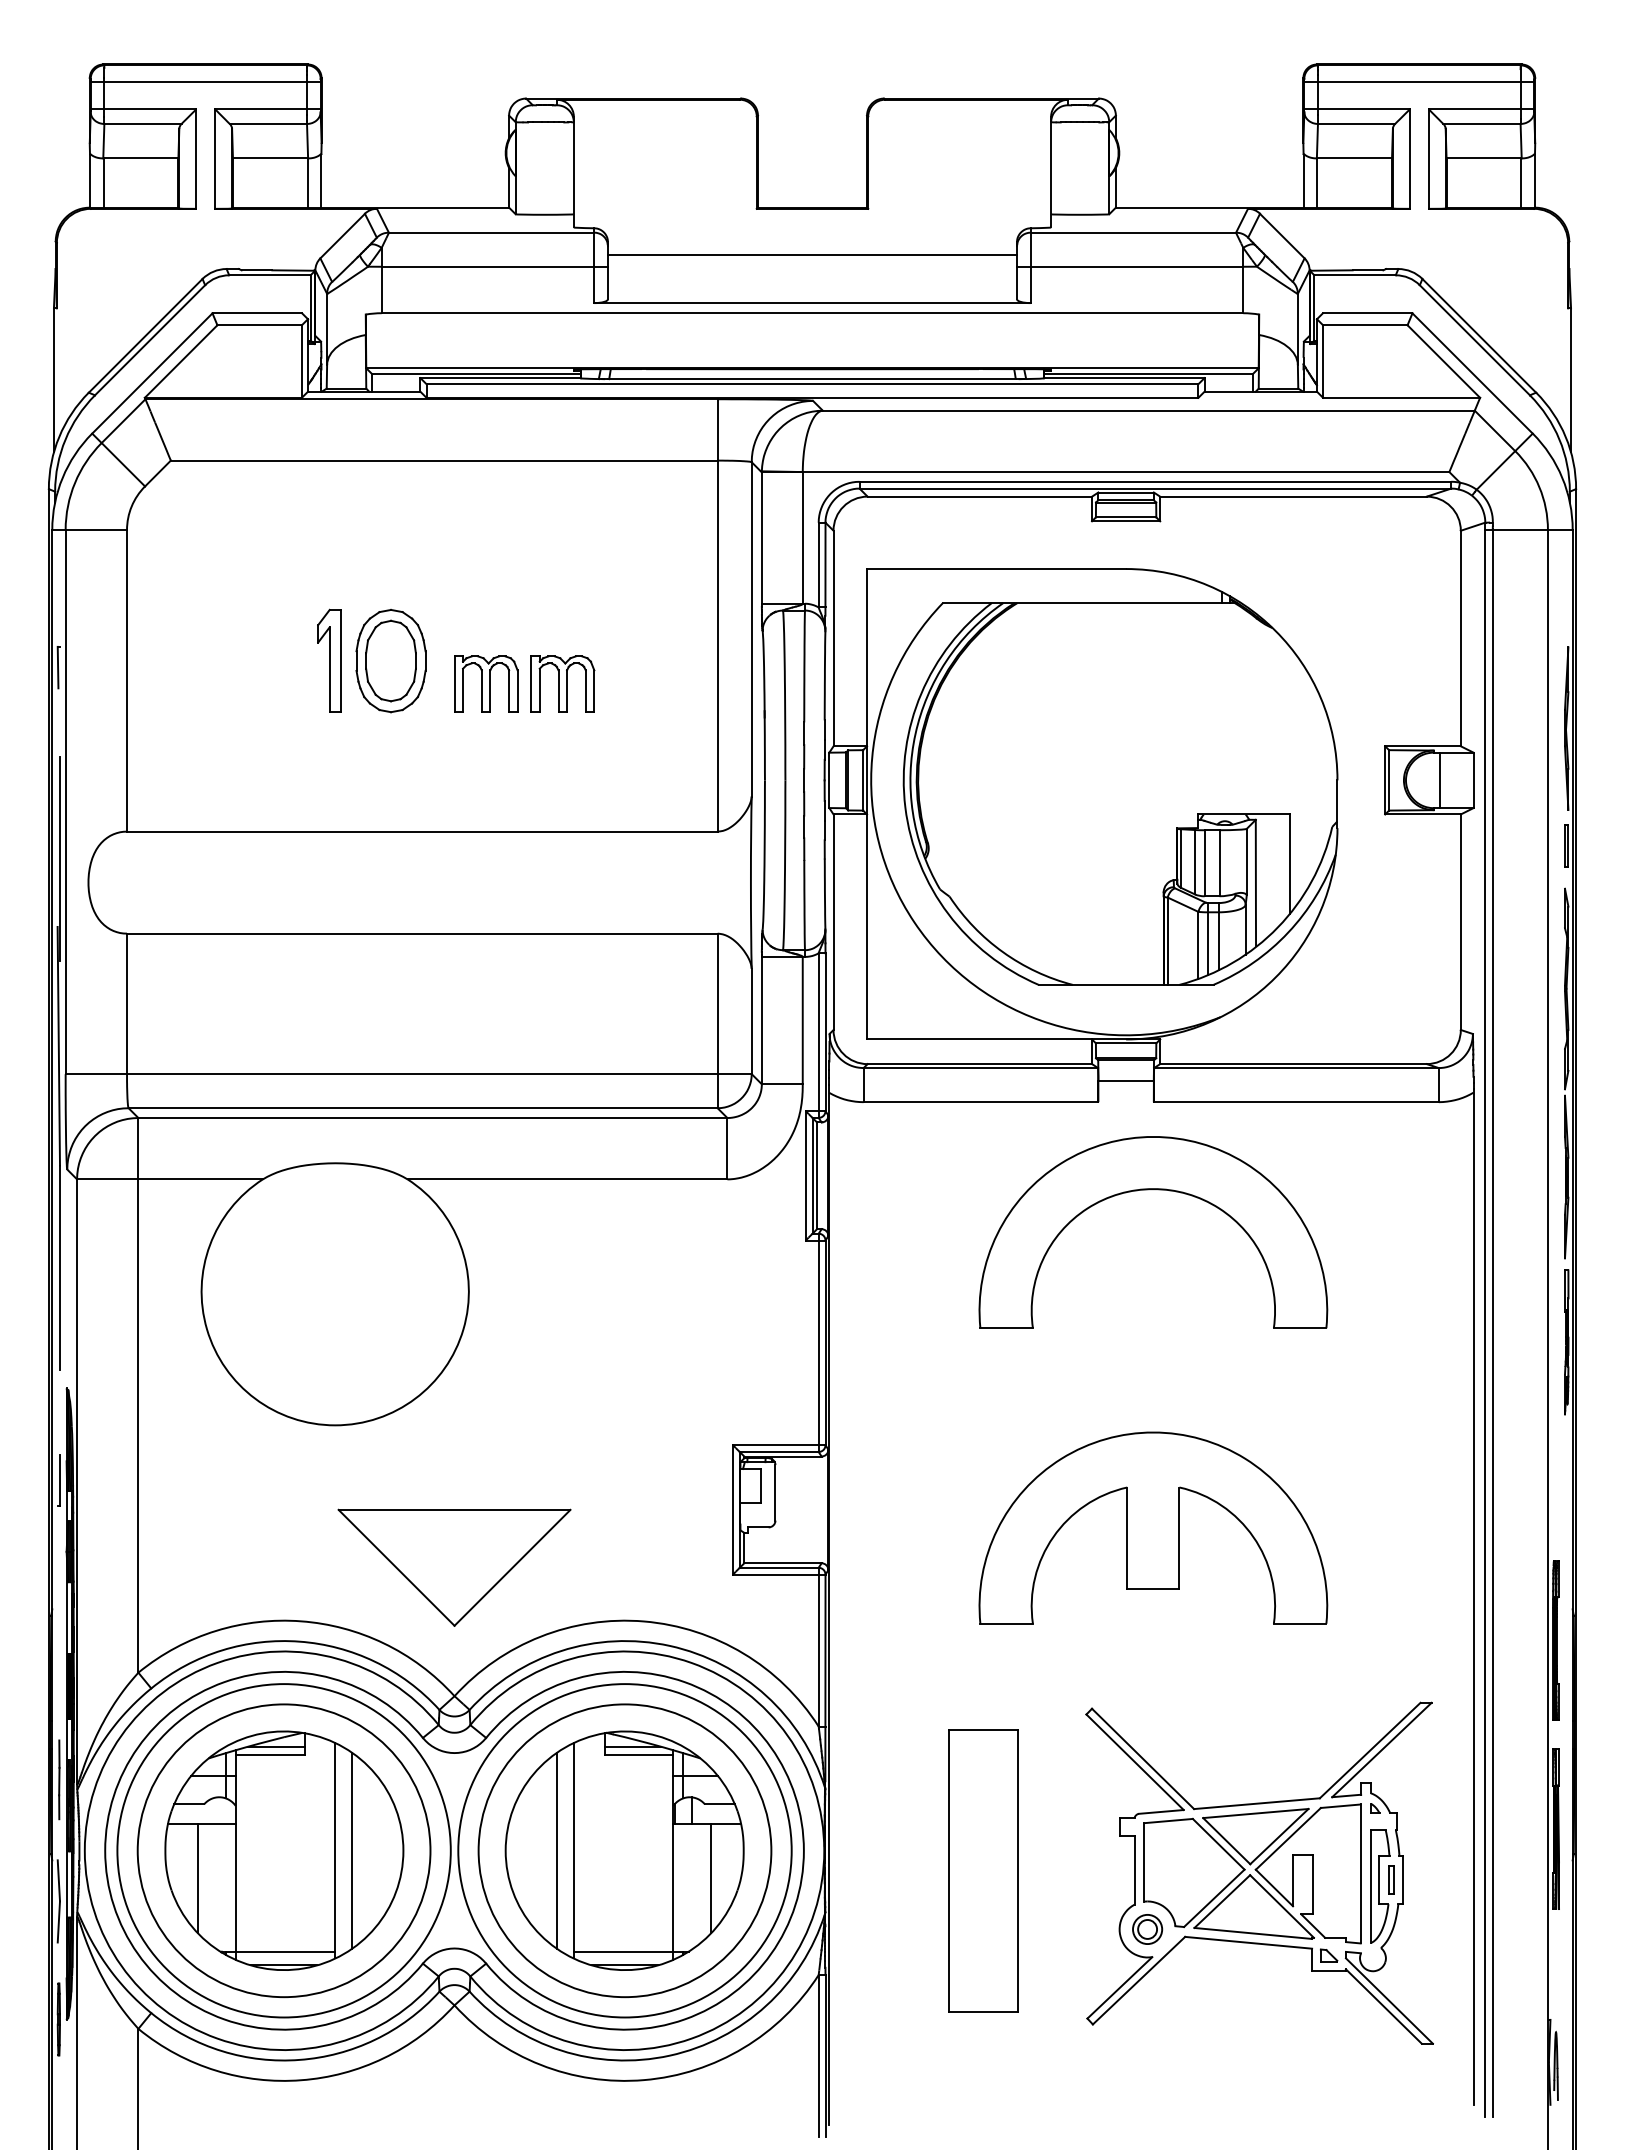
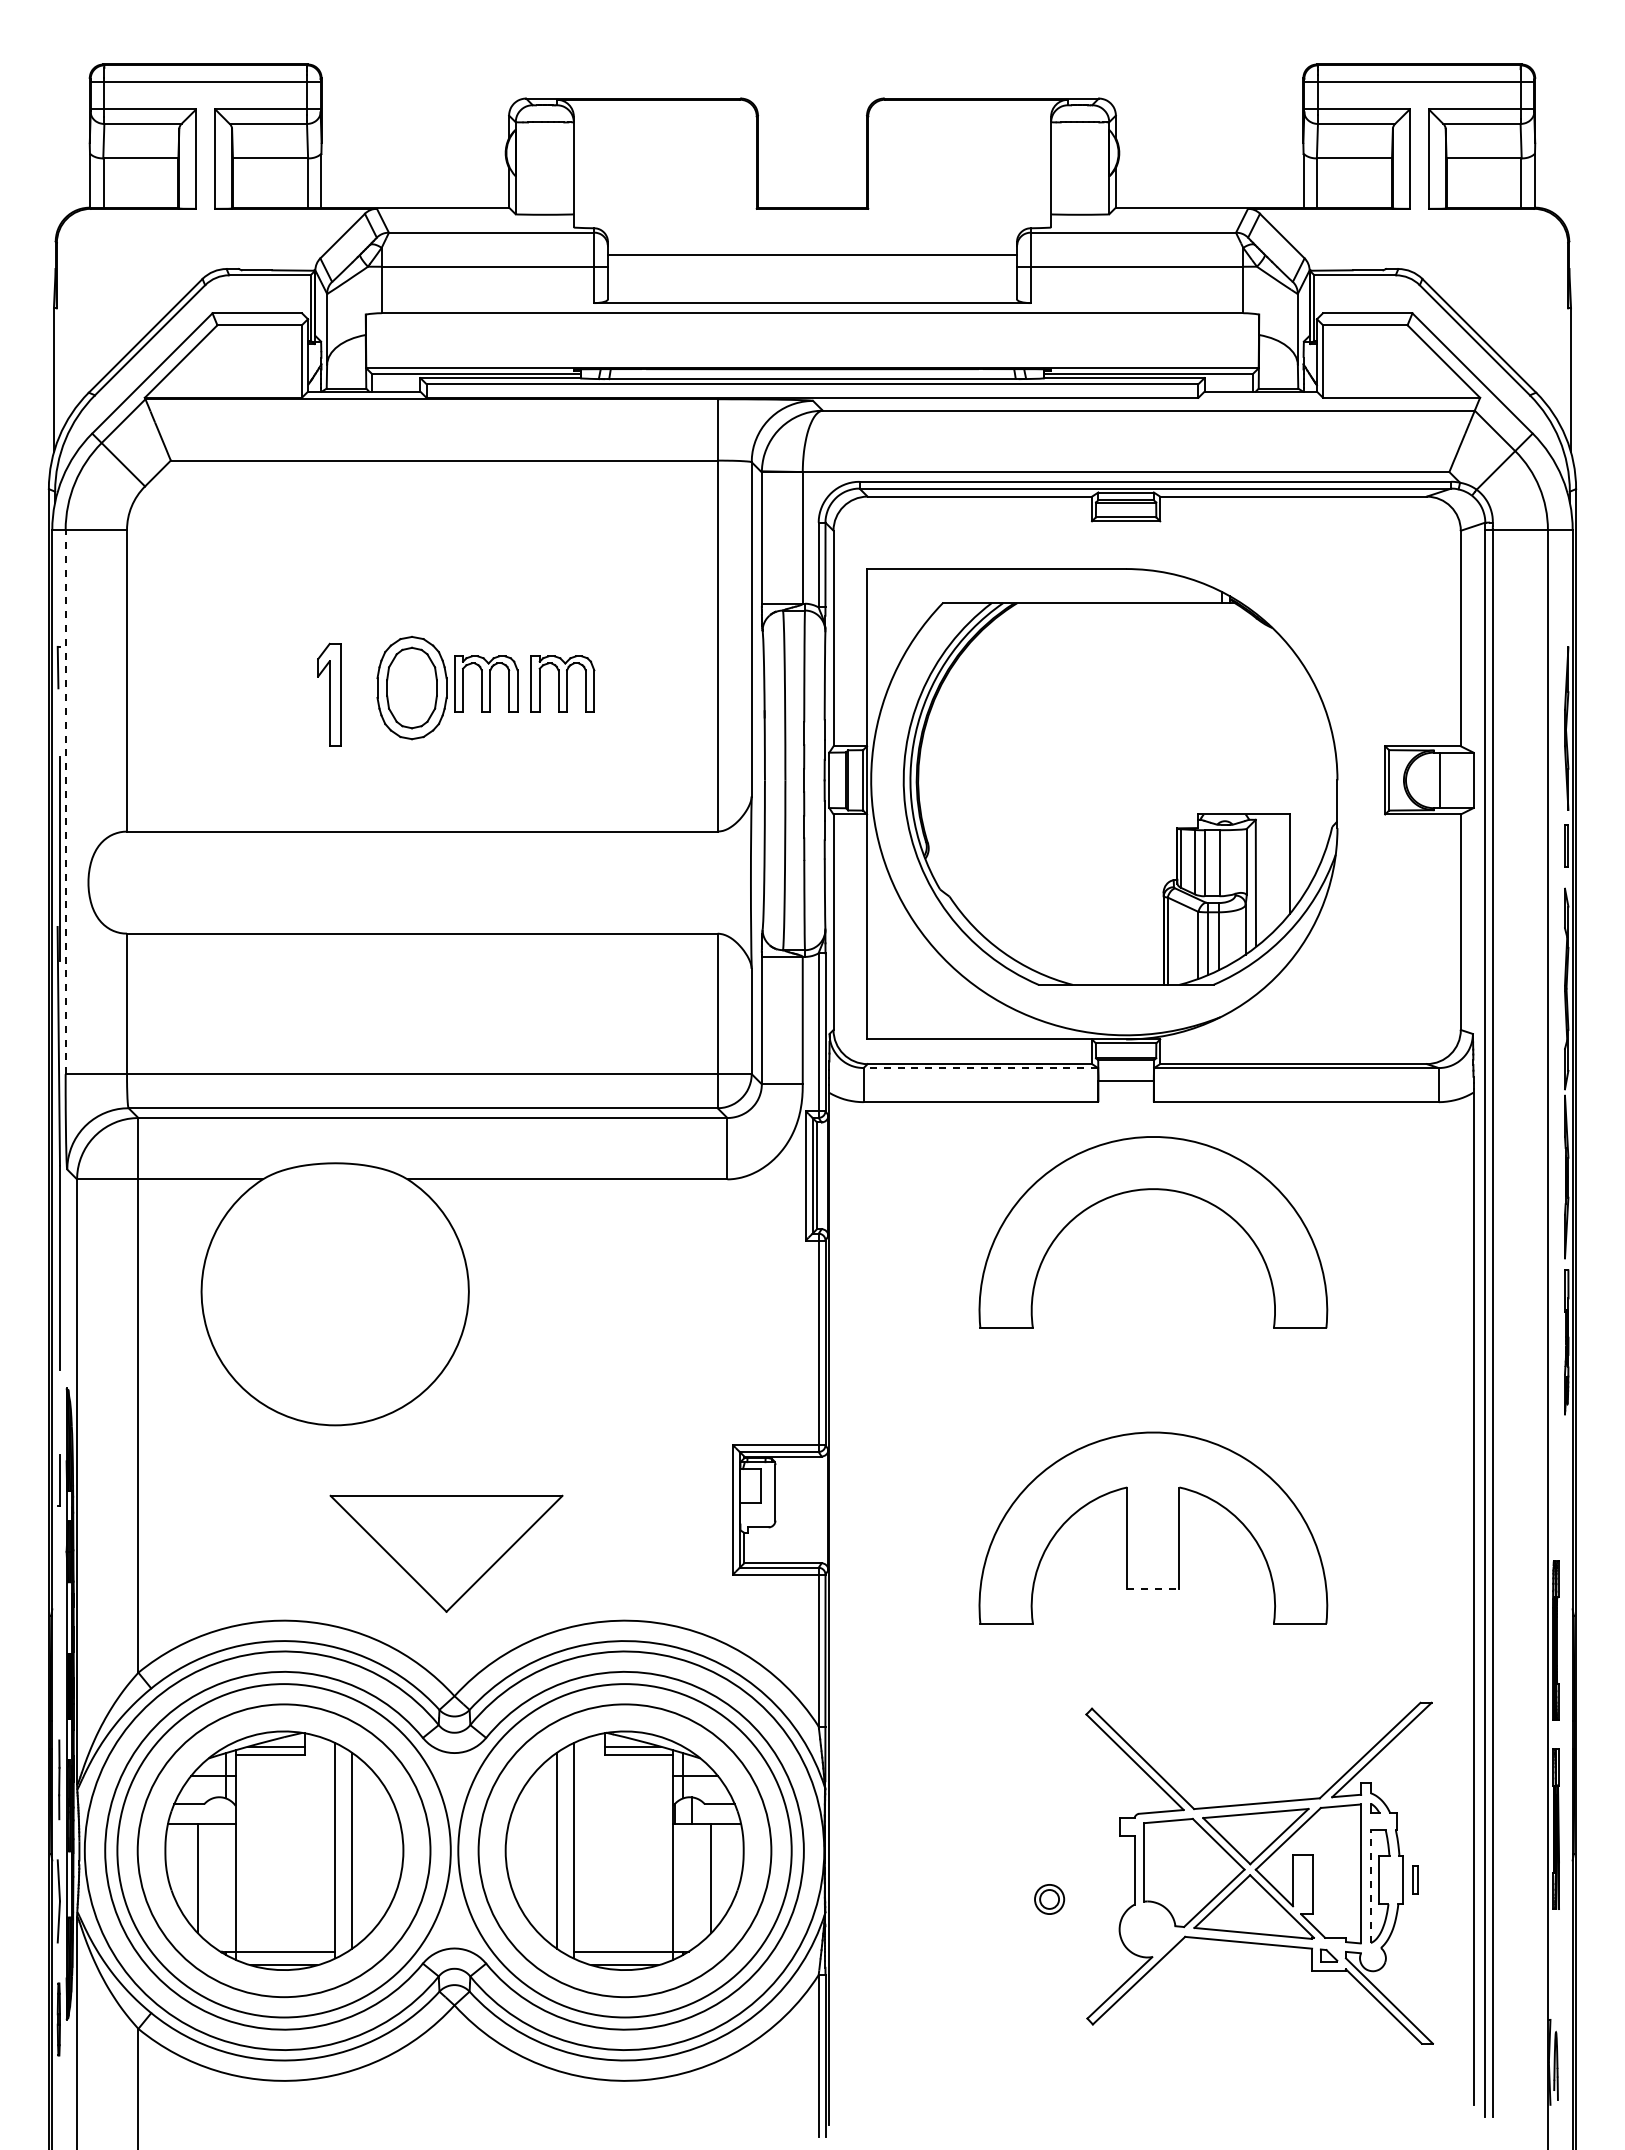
part position: (329, 660) -> (329, 694) (329, 694)
part position: (390, 661) -> (411, 688) (411, 688)
line: solid -> dashed (65, 801)
line: solid -> dashed (980, 1068)
part position: (454, 1567) -> (446, 1553) (446, 1553)
line: solid -> dashed (1153, 1588)
part: present -> none (983, 1870)
part position: (1391, 1879) -> (1415, 1879) (1415, 1879)
line: solid -> dashed (1370, 1886)
part position: (1147, 1929) -> (1049, 1899) (1049, 1899)
